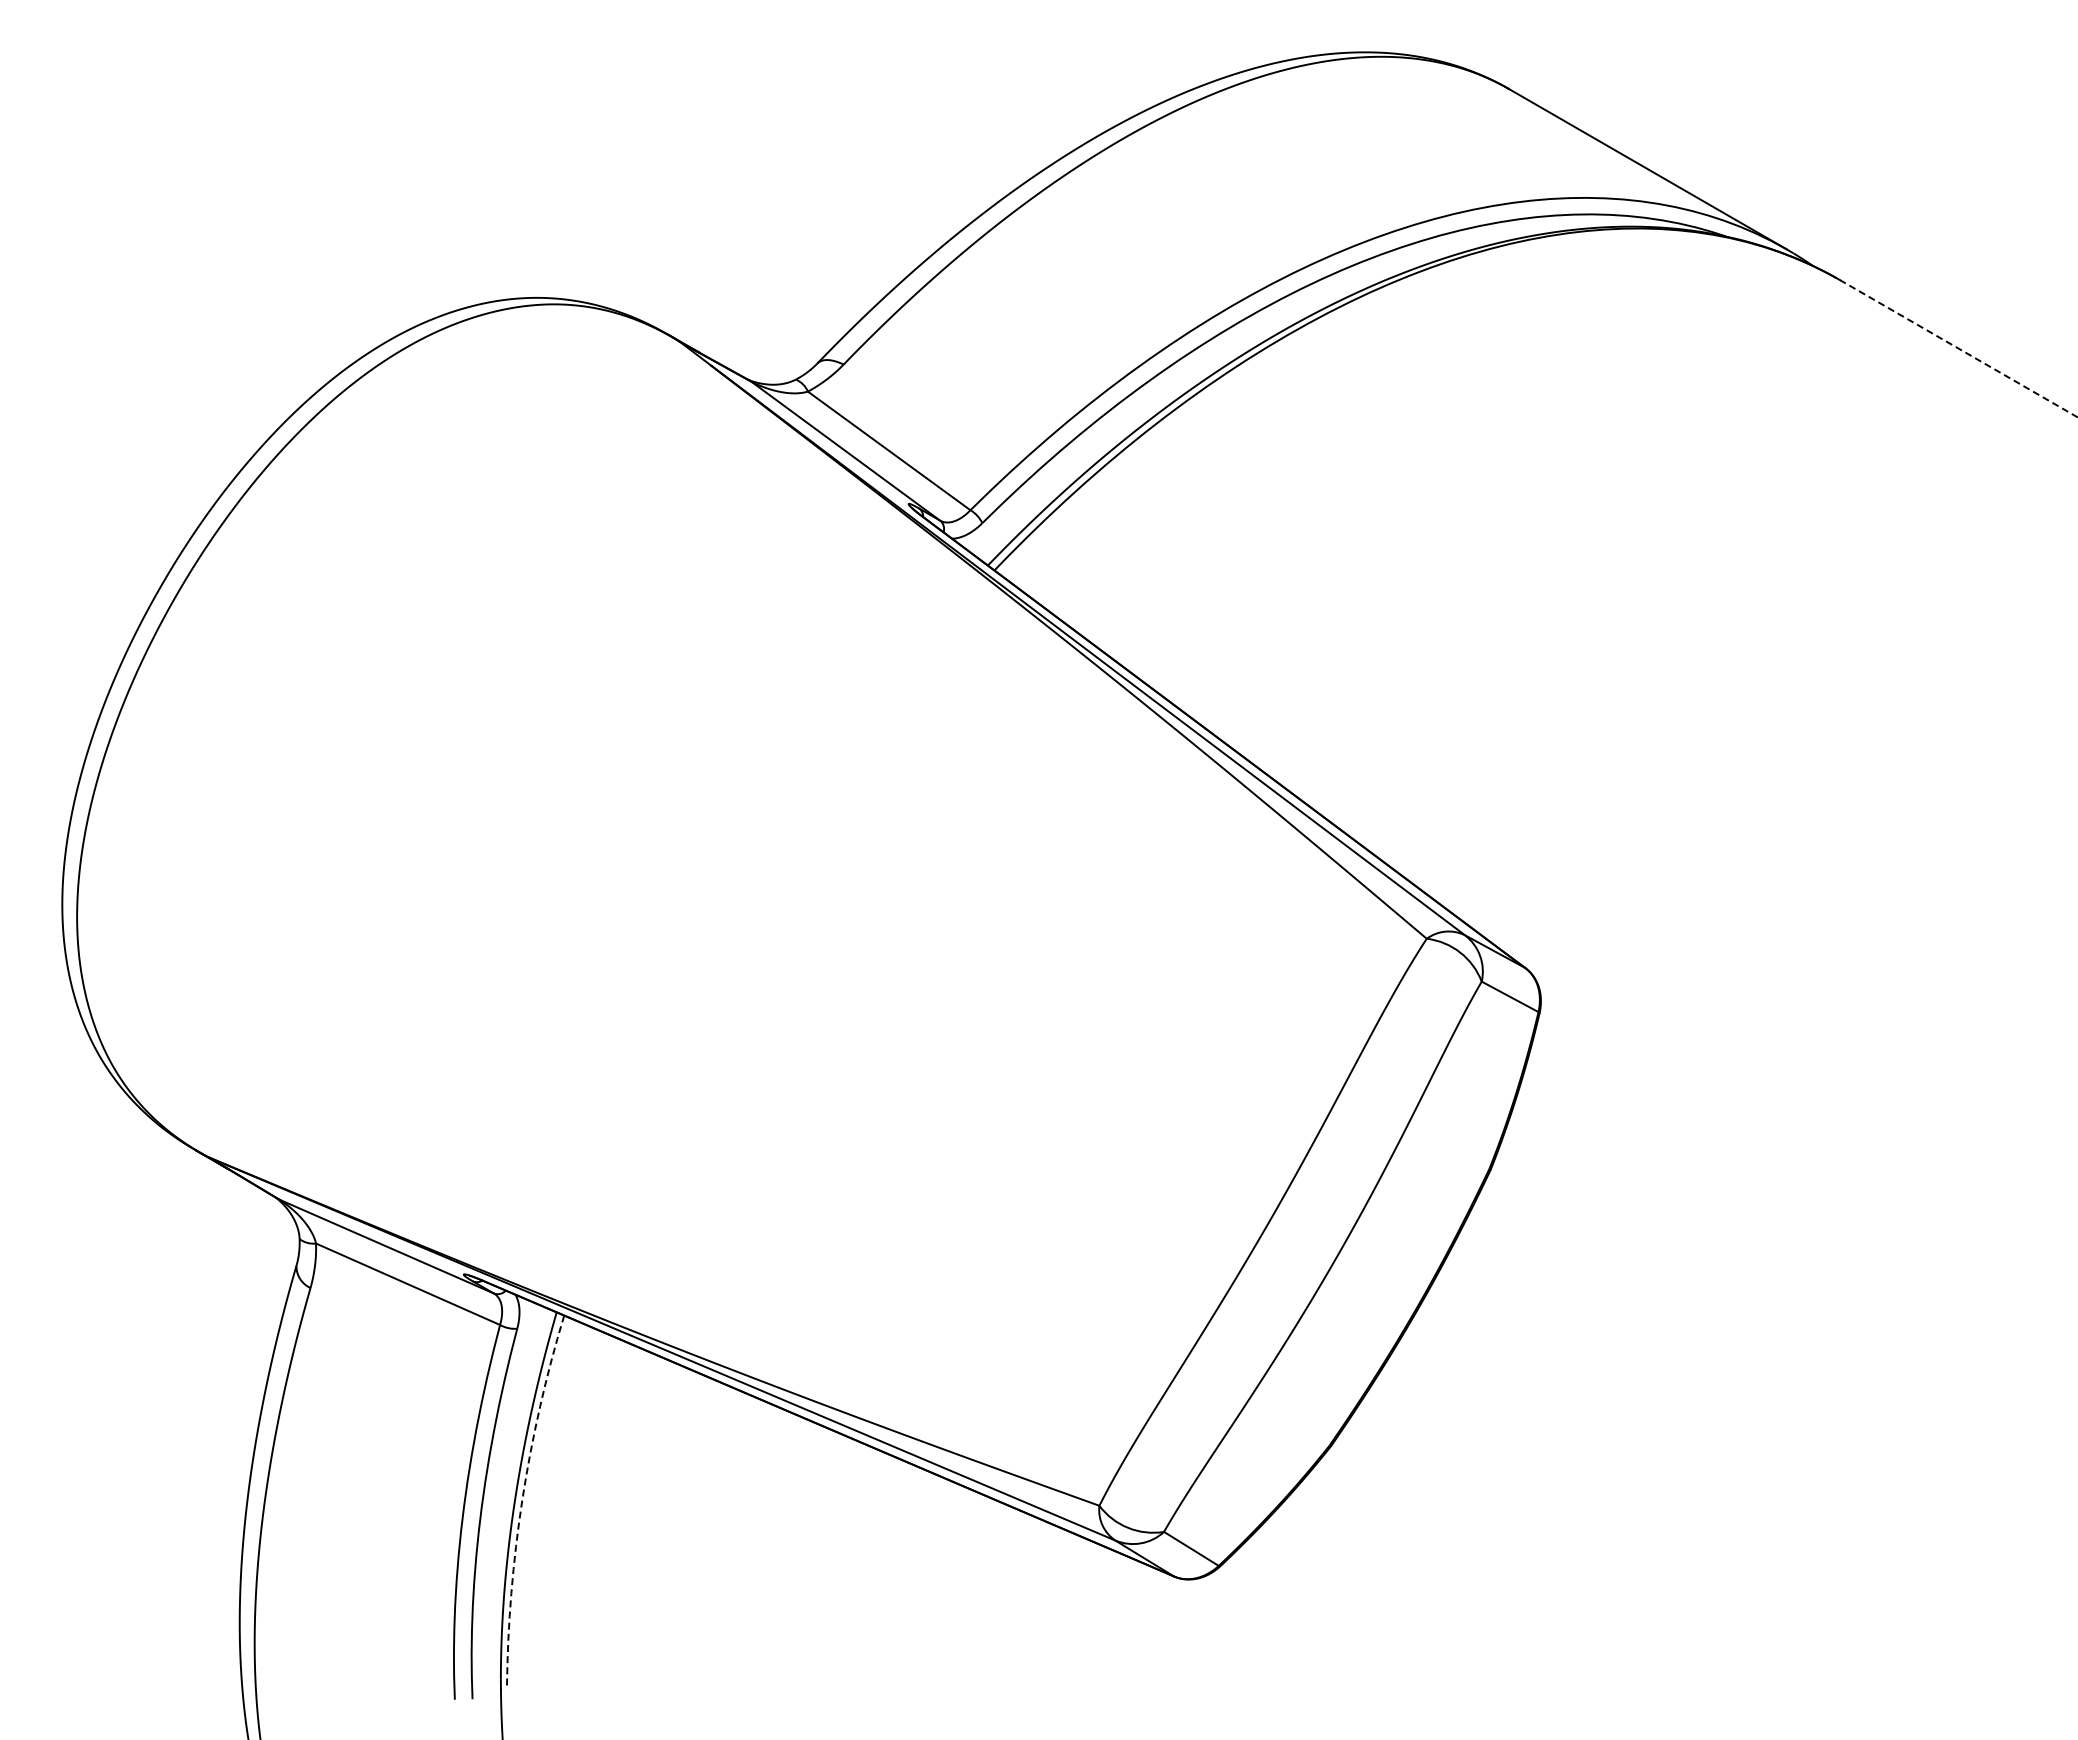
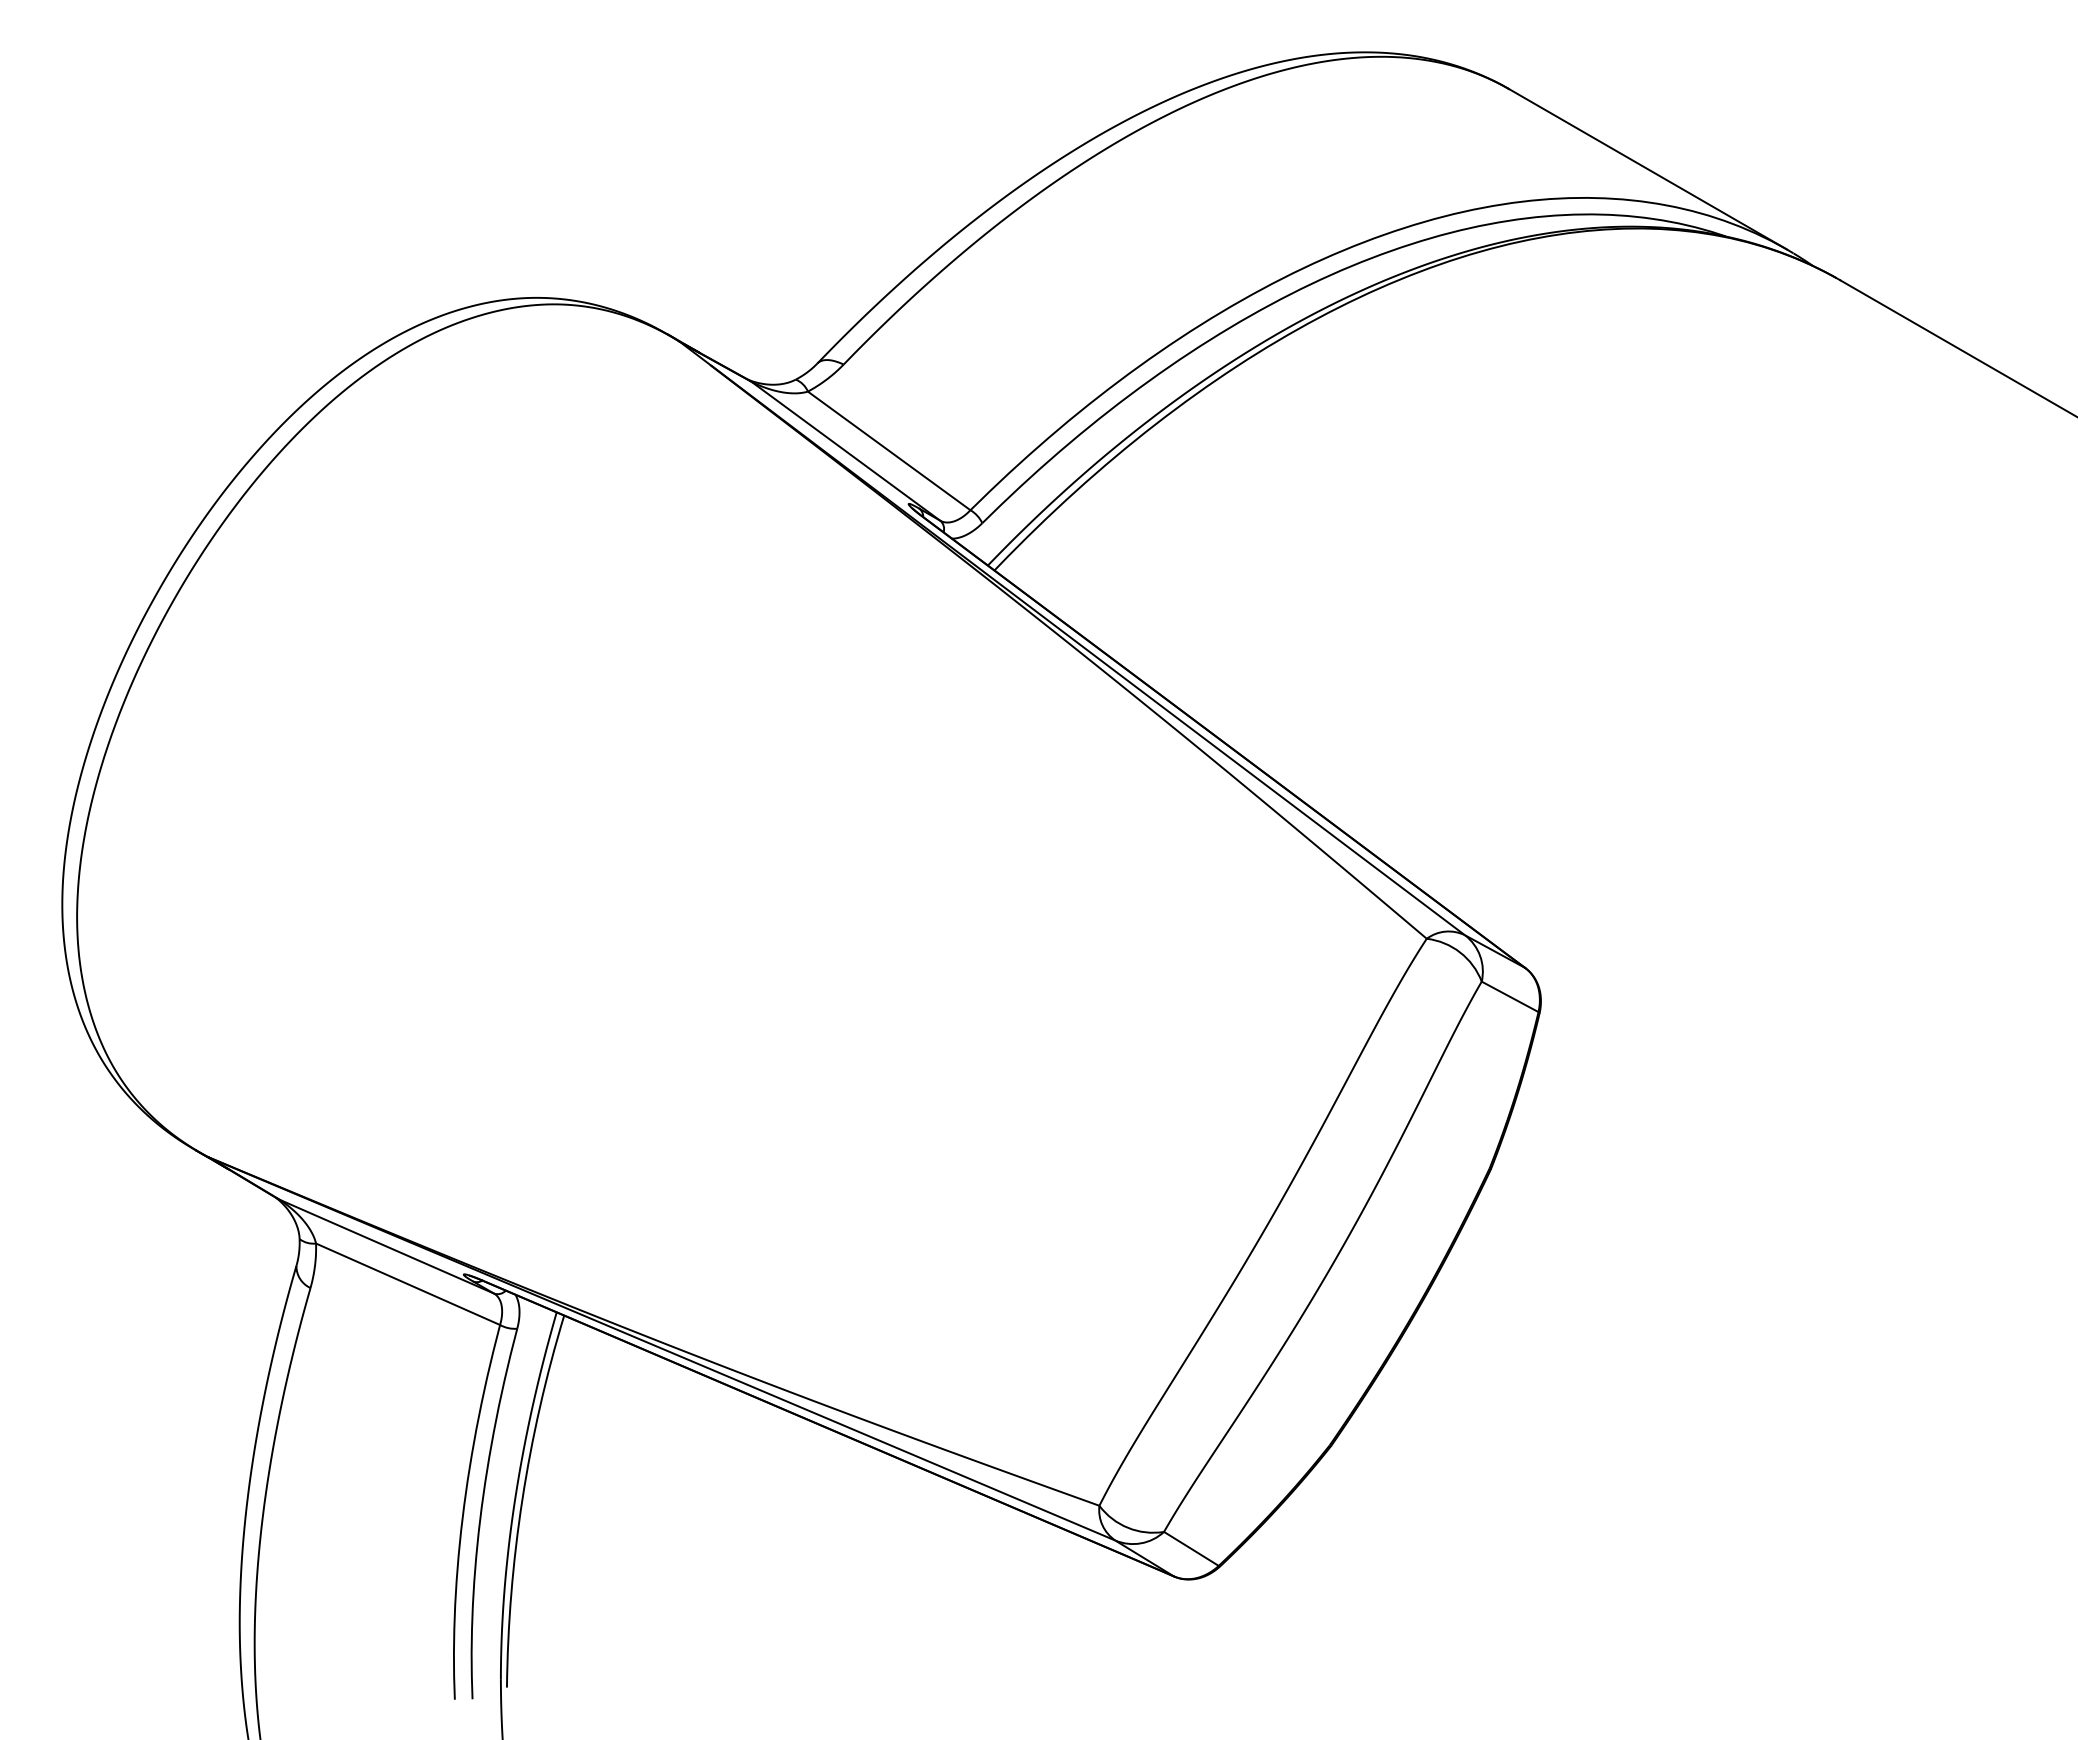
line: dashed -> solid (1958, 348)
arc: dashed -> solid (522, 1499)
